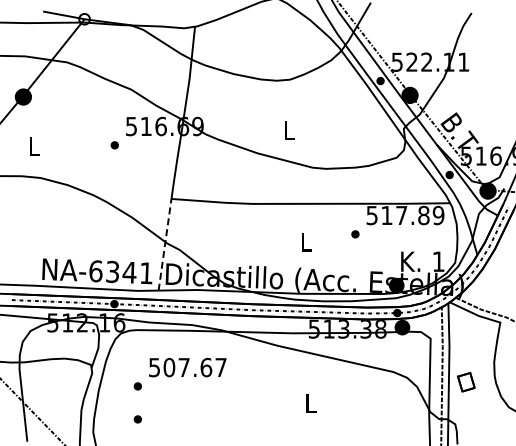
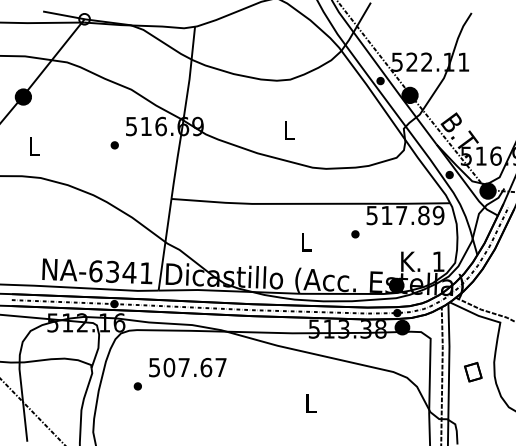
line: dashed -> solid (165, 244)
part position: (466, 381) -> (473, 371) (473, 371)
part: present -> none (137, 419)
